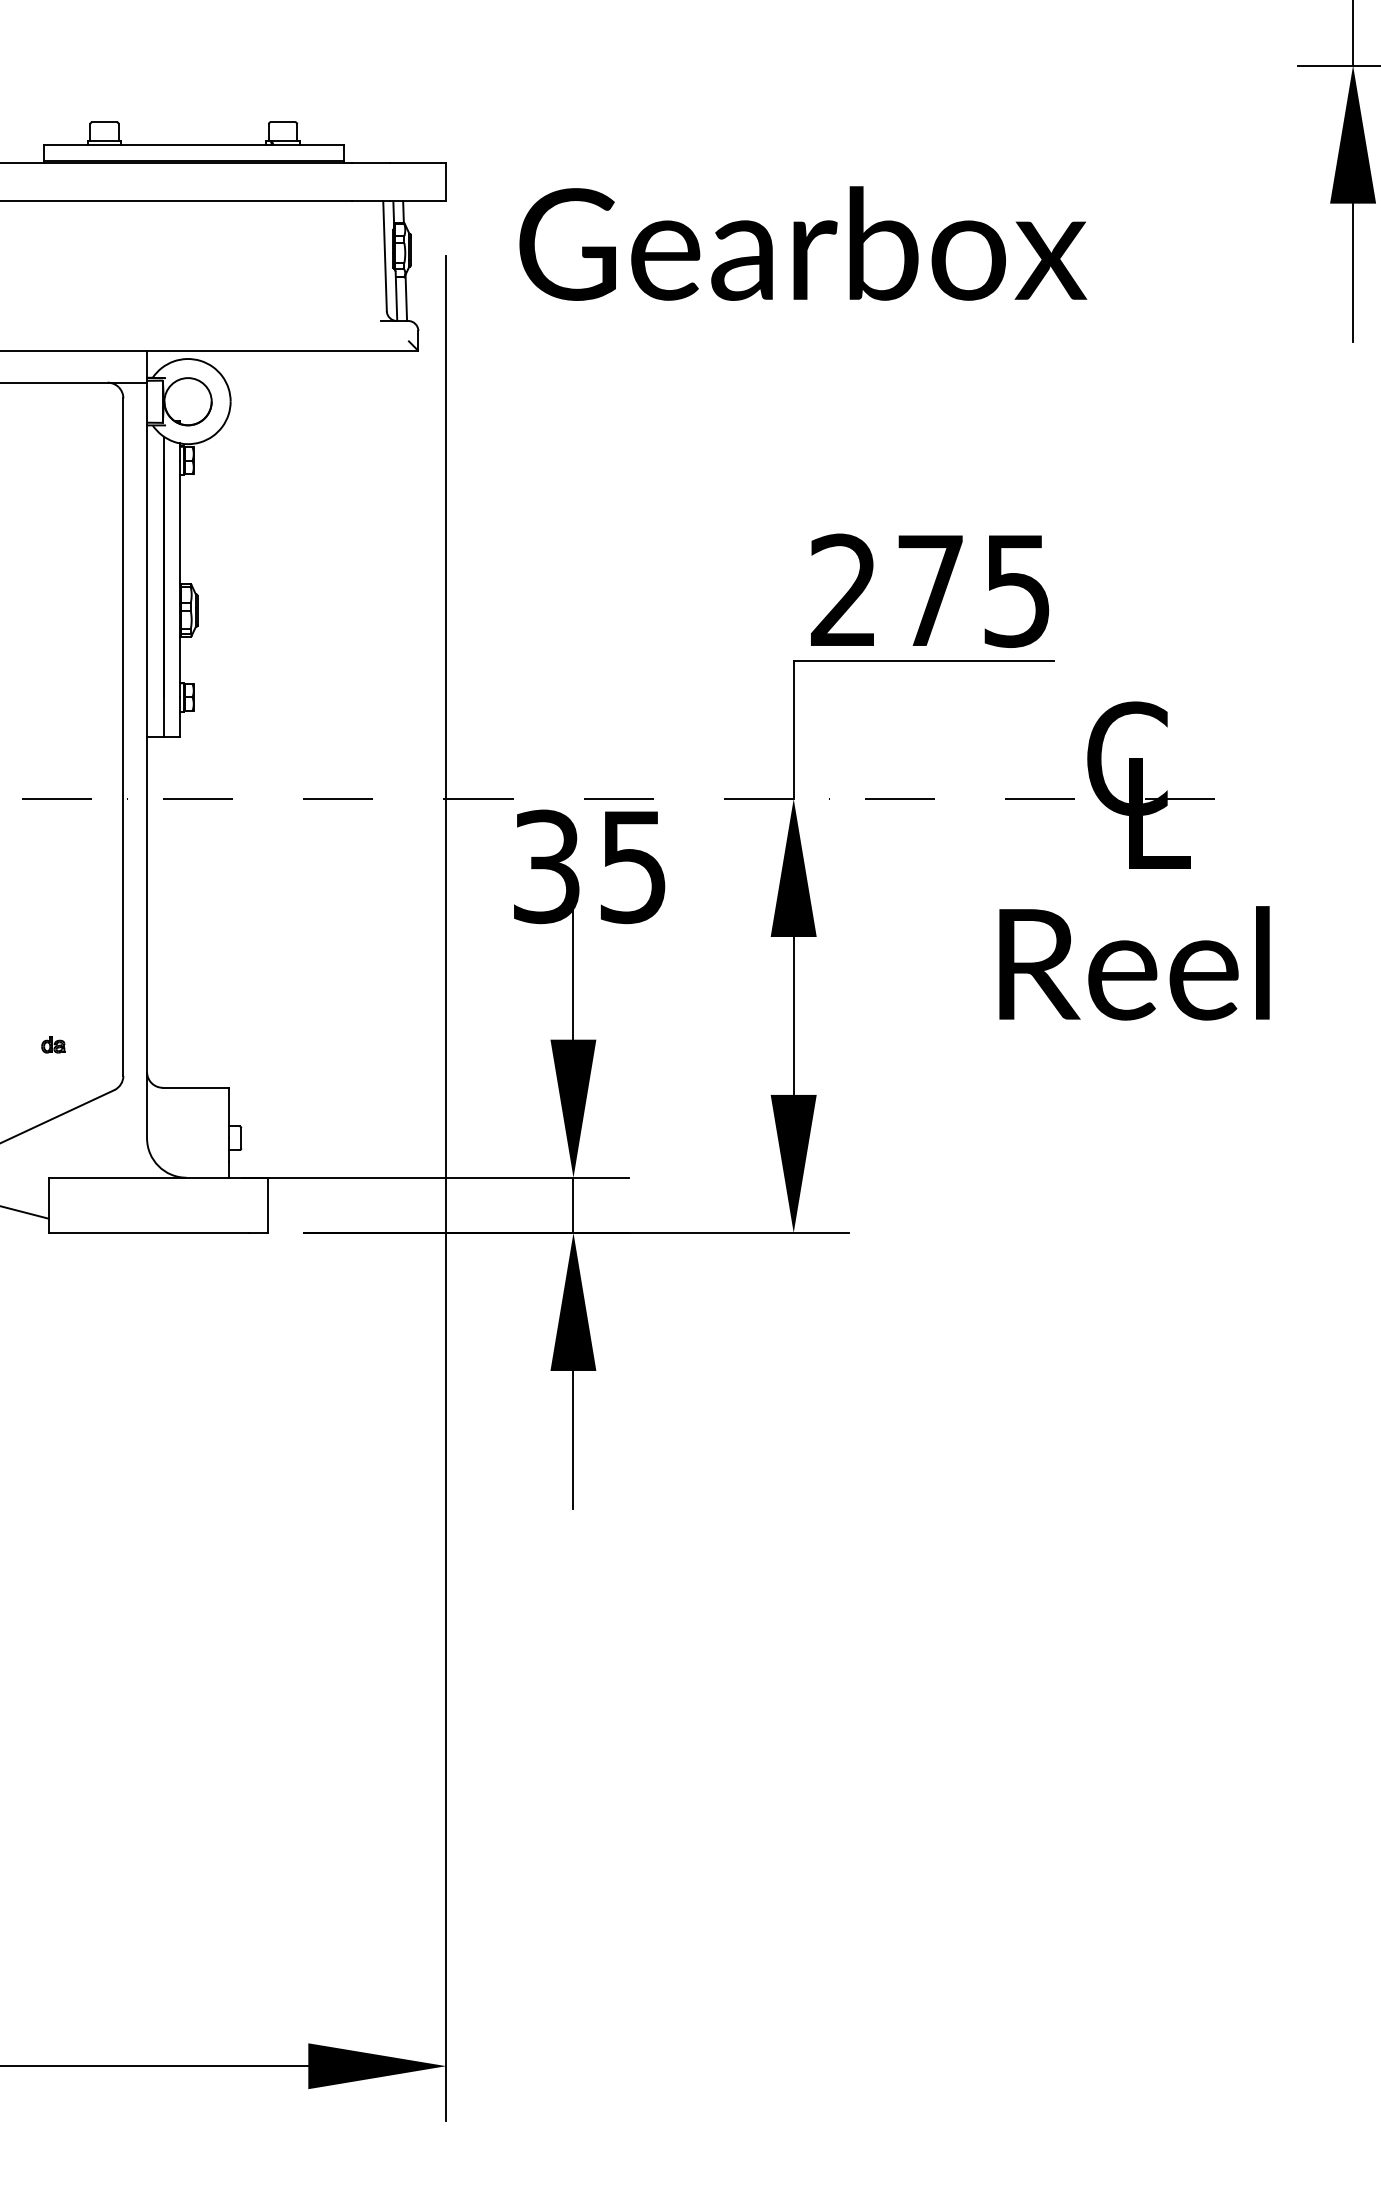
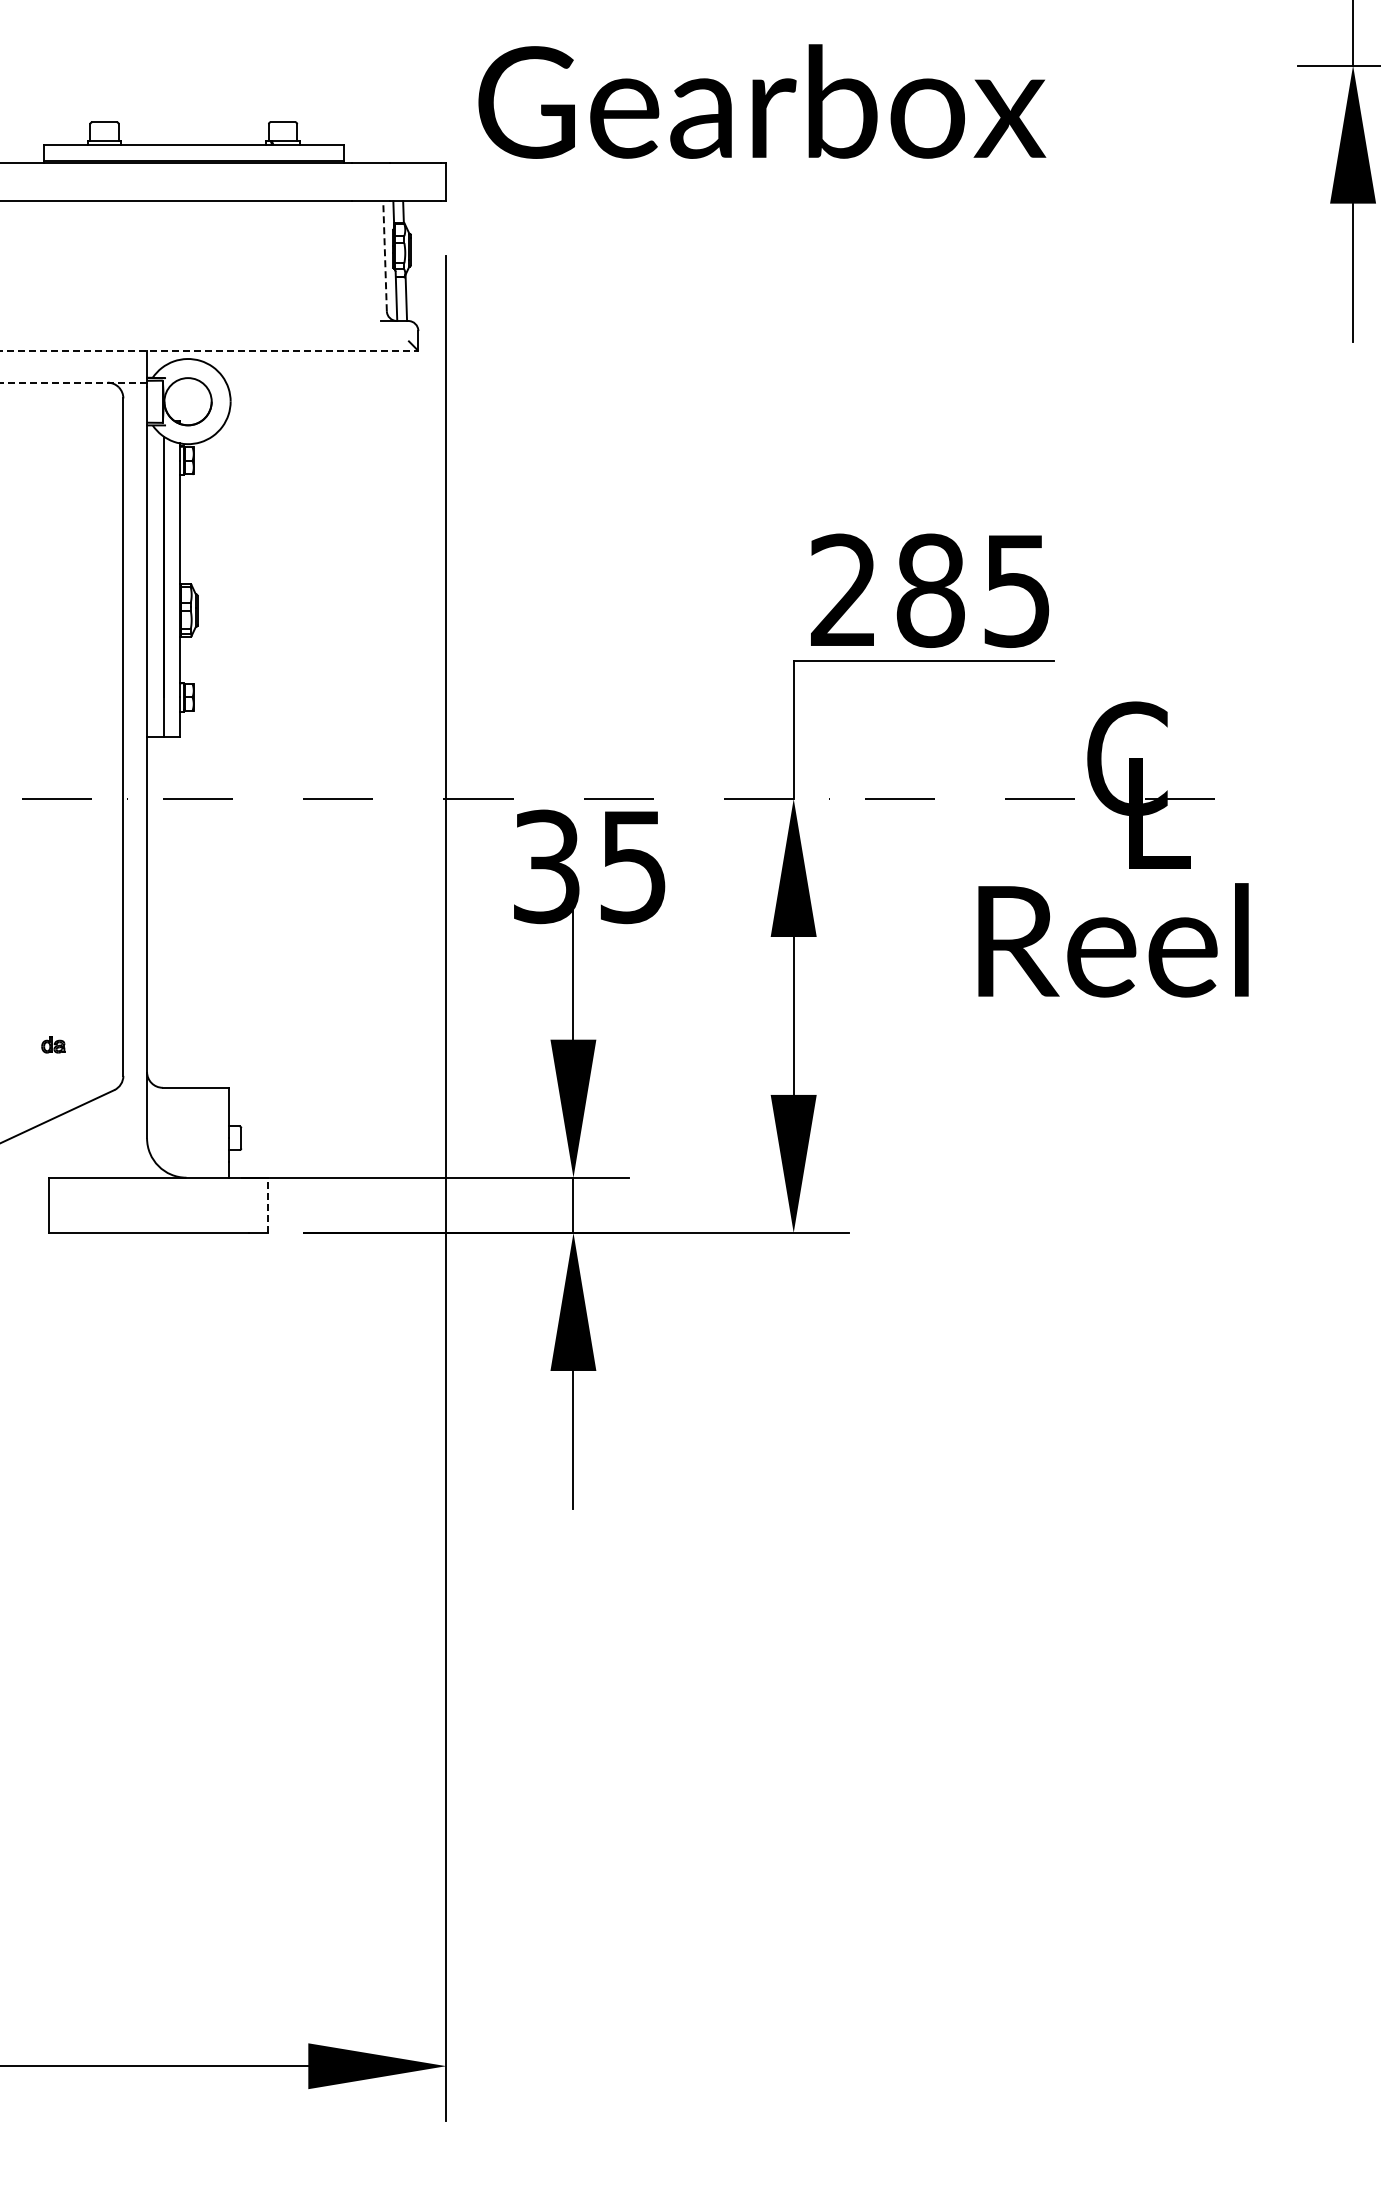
text position: (803, 243) -> (762, 101) (762, 101)
line: solid -> dashed (385, 255)
line: solid -> dashed (209, 351)
line: solid -> dashed (73, 382)
text: 275 -> 285 (930, 590)
text position: (1134, 963) -> (1113, 940) (1113, 940)
line: solid -> dashed (268, 1205)
line: present -> none (25, 1212)
